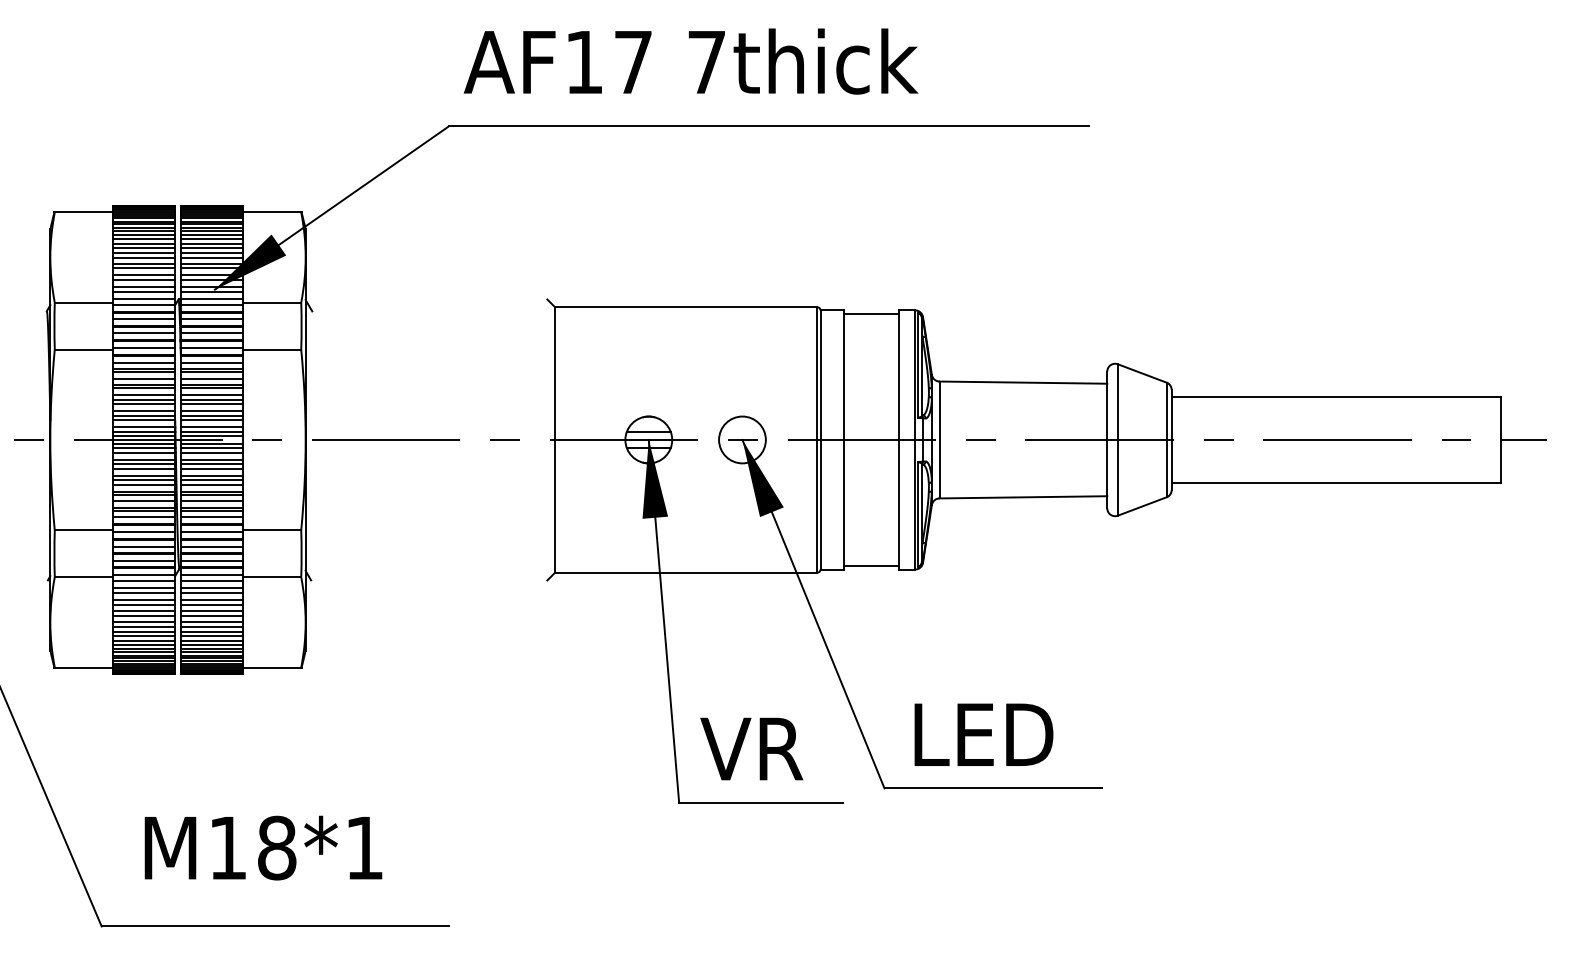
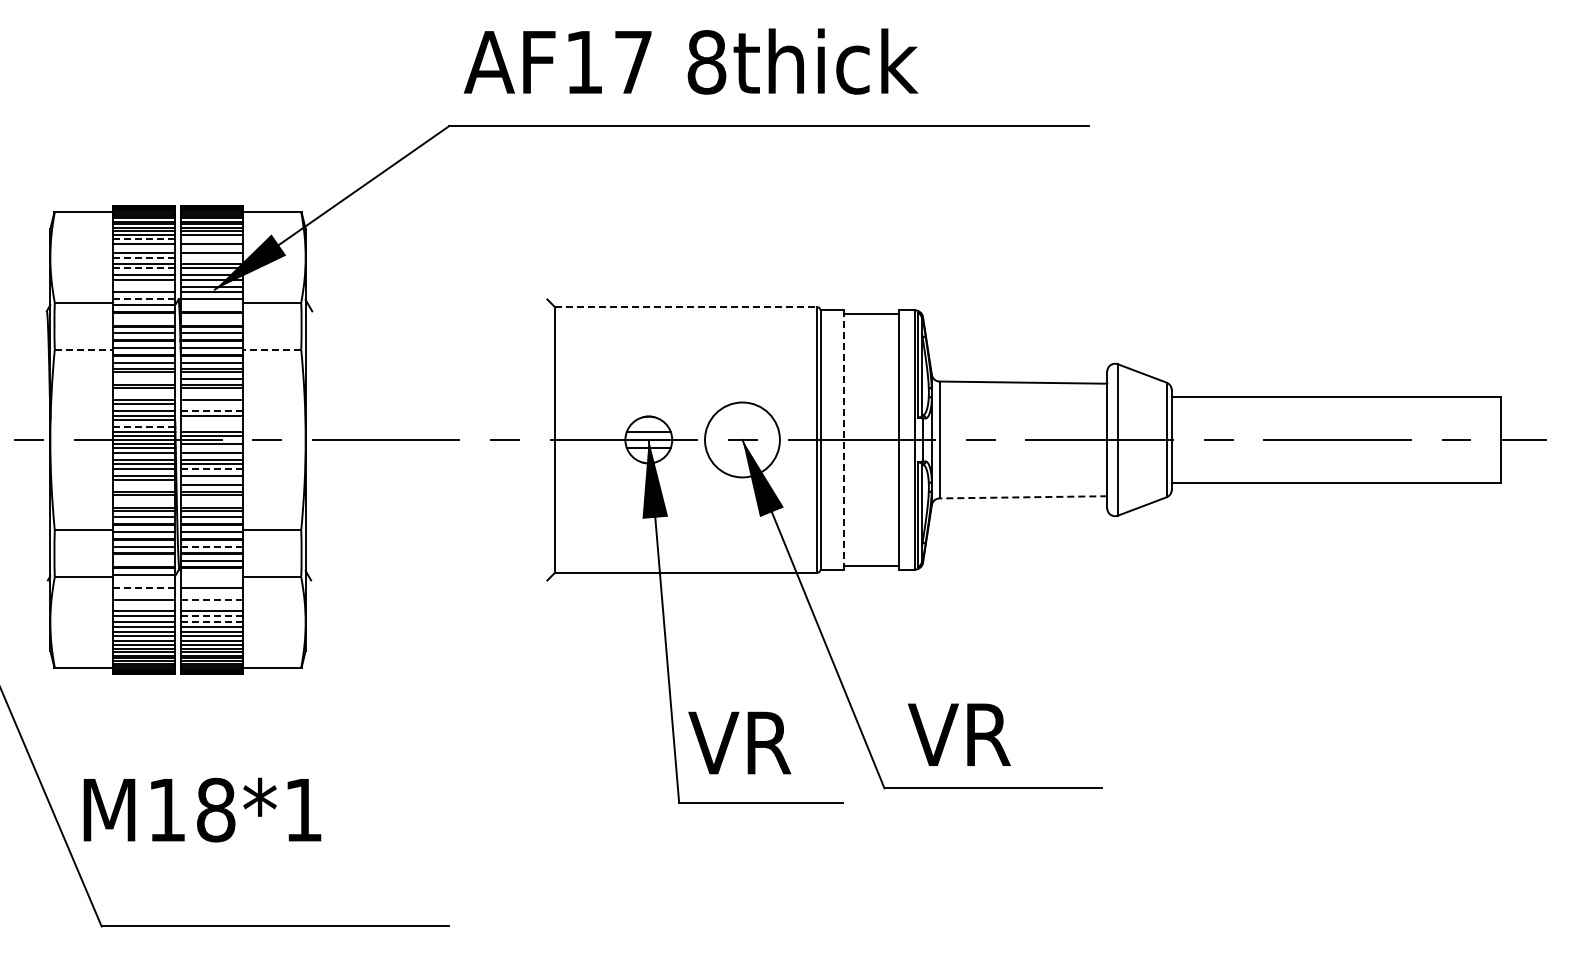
text: 7thick -> 8thick (706, 62)
line: solid -> dashed (144, 239)
line: present -> none (211, 239)
line: present -> none (143, 247)
line: present -> none (211, 247)
line: solid -> dashed (144, 257)
line: present -> none (211, 257)
line: solid -> dashed (144, 268)
line: present -> none (143, 286)
line: solid -> dashed (144, 299)
line: present -> none (211, 305)
line: solid -> dashed (686, 307)
line: present -> none (143, 319)
line: present -> none (211, 319)
line: solid -> dashed (83, 349)
line: solid -> dashed (272, 349)
line: present -> none (143, 379)
line: present -> none (143, 394)
line: present -> none (211, 394)
line: present -> none (211, 403)
line: solid -> dashed (211, 411)
line: present -> none (211, 419)
line: solid -> dashed (144, 427)
line: present -> none (211, 427)
circle diameter: 47 px -> 75 px (742, 439)
line: solid -> dashed (843, 439)
line: present -> none (211, 447)
line: solid -> dashed (211, 468)
line: present -> none (211, 479)
line: present -> none (143, 485)
line: solid -> dashed (1023, 497)
line: present -> none (143, 500)
line: present -> none (211, 500)
line: solid -> dashed (211, 546)
line: present -> none (143, 560)
line: present -> none (211, 574)
line: present -> none (143, 580)
line: present -> none (211, 580)
line: solid -> dashed (144, 587)
line: present -> none (143, 593)
line: present -> none (211, 593)
line: solid -> dashed (211, 599)
line: present -> none (143, 605)
line: present -> none (211, 605)
line: solid -> dashed (211, 616)
line: solid -> dashed (211, 622)
text: LED -> VR (980, 734)
text position: (751, 748) -> (739, 742) (739, 742)
text position: (263, 847) -> (202, 809) (202, 809)
